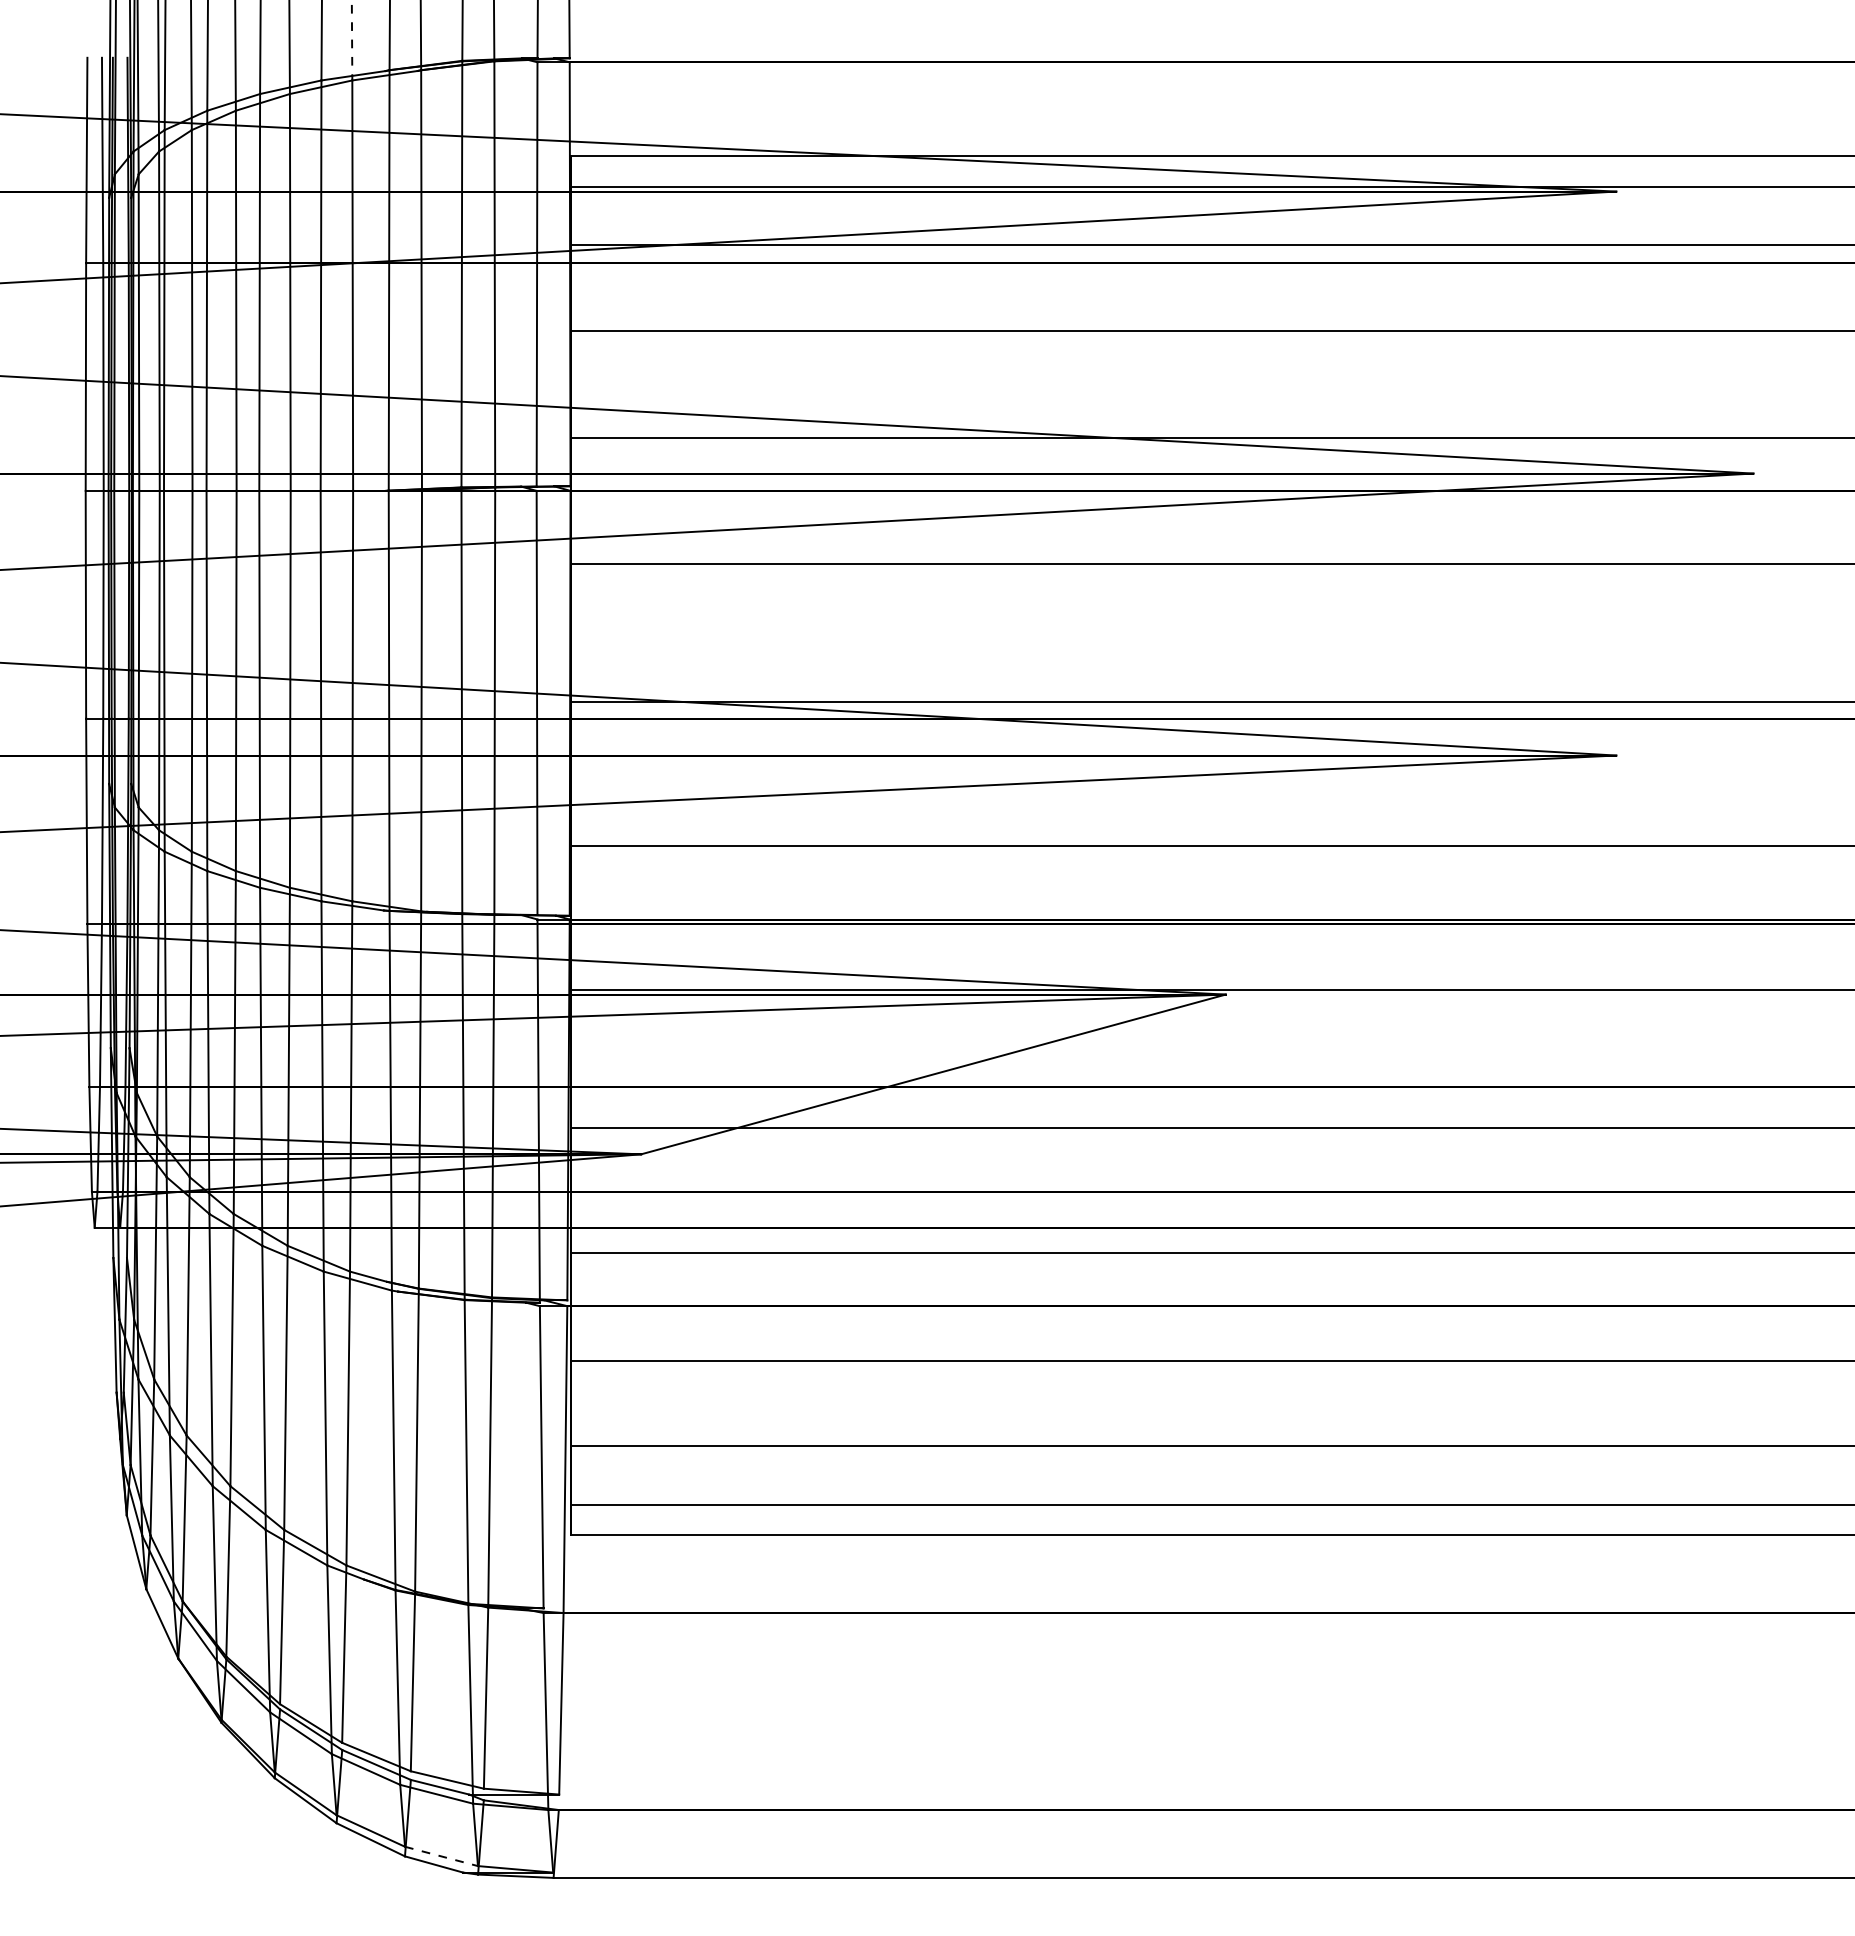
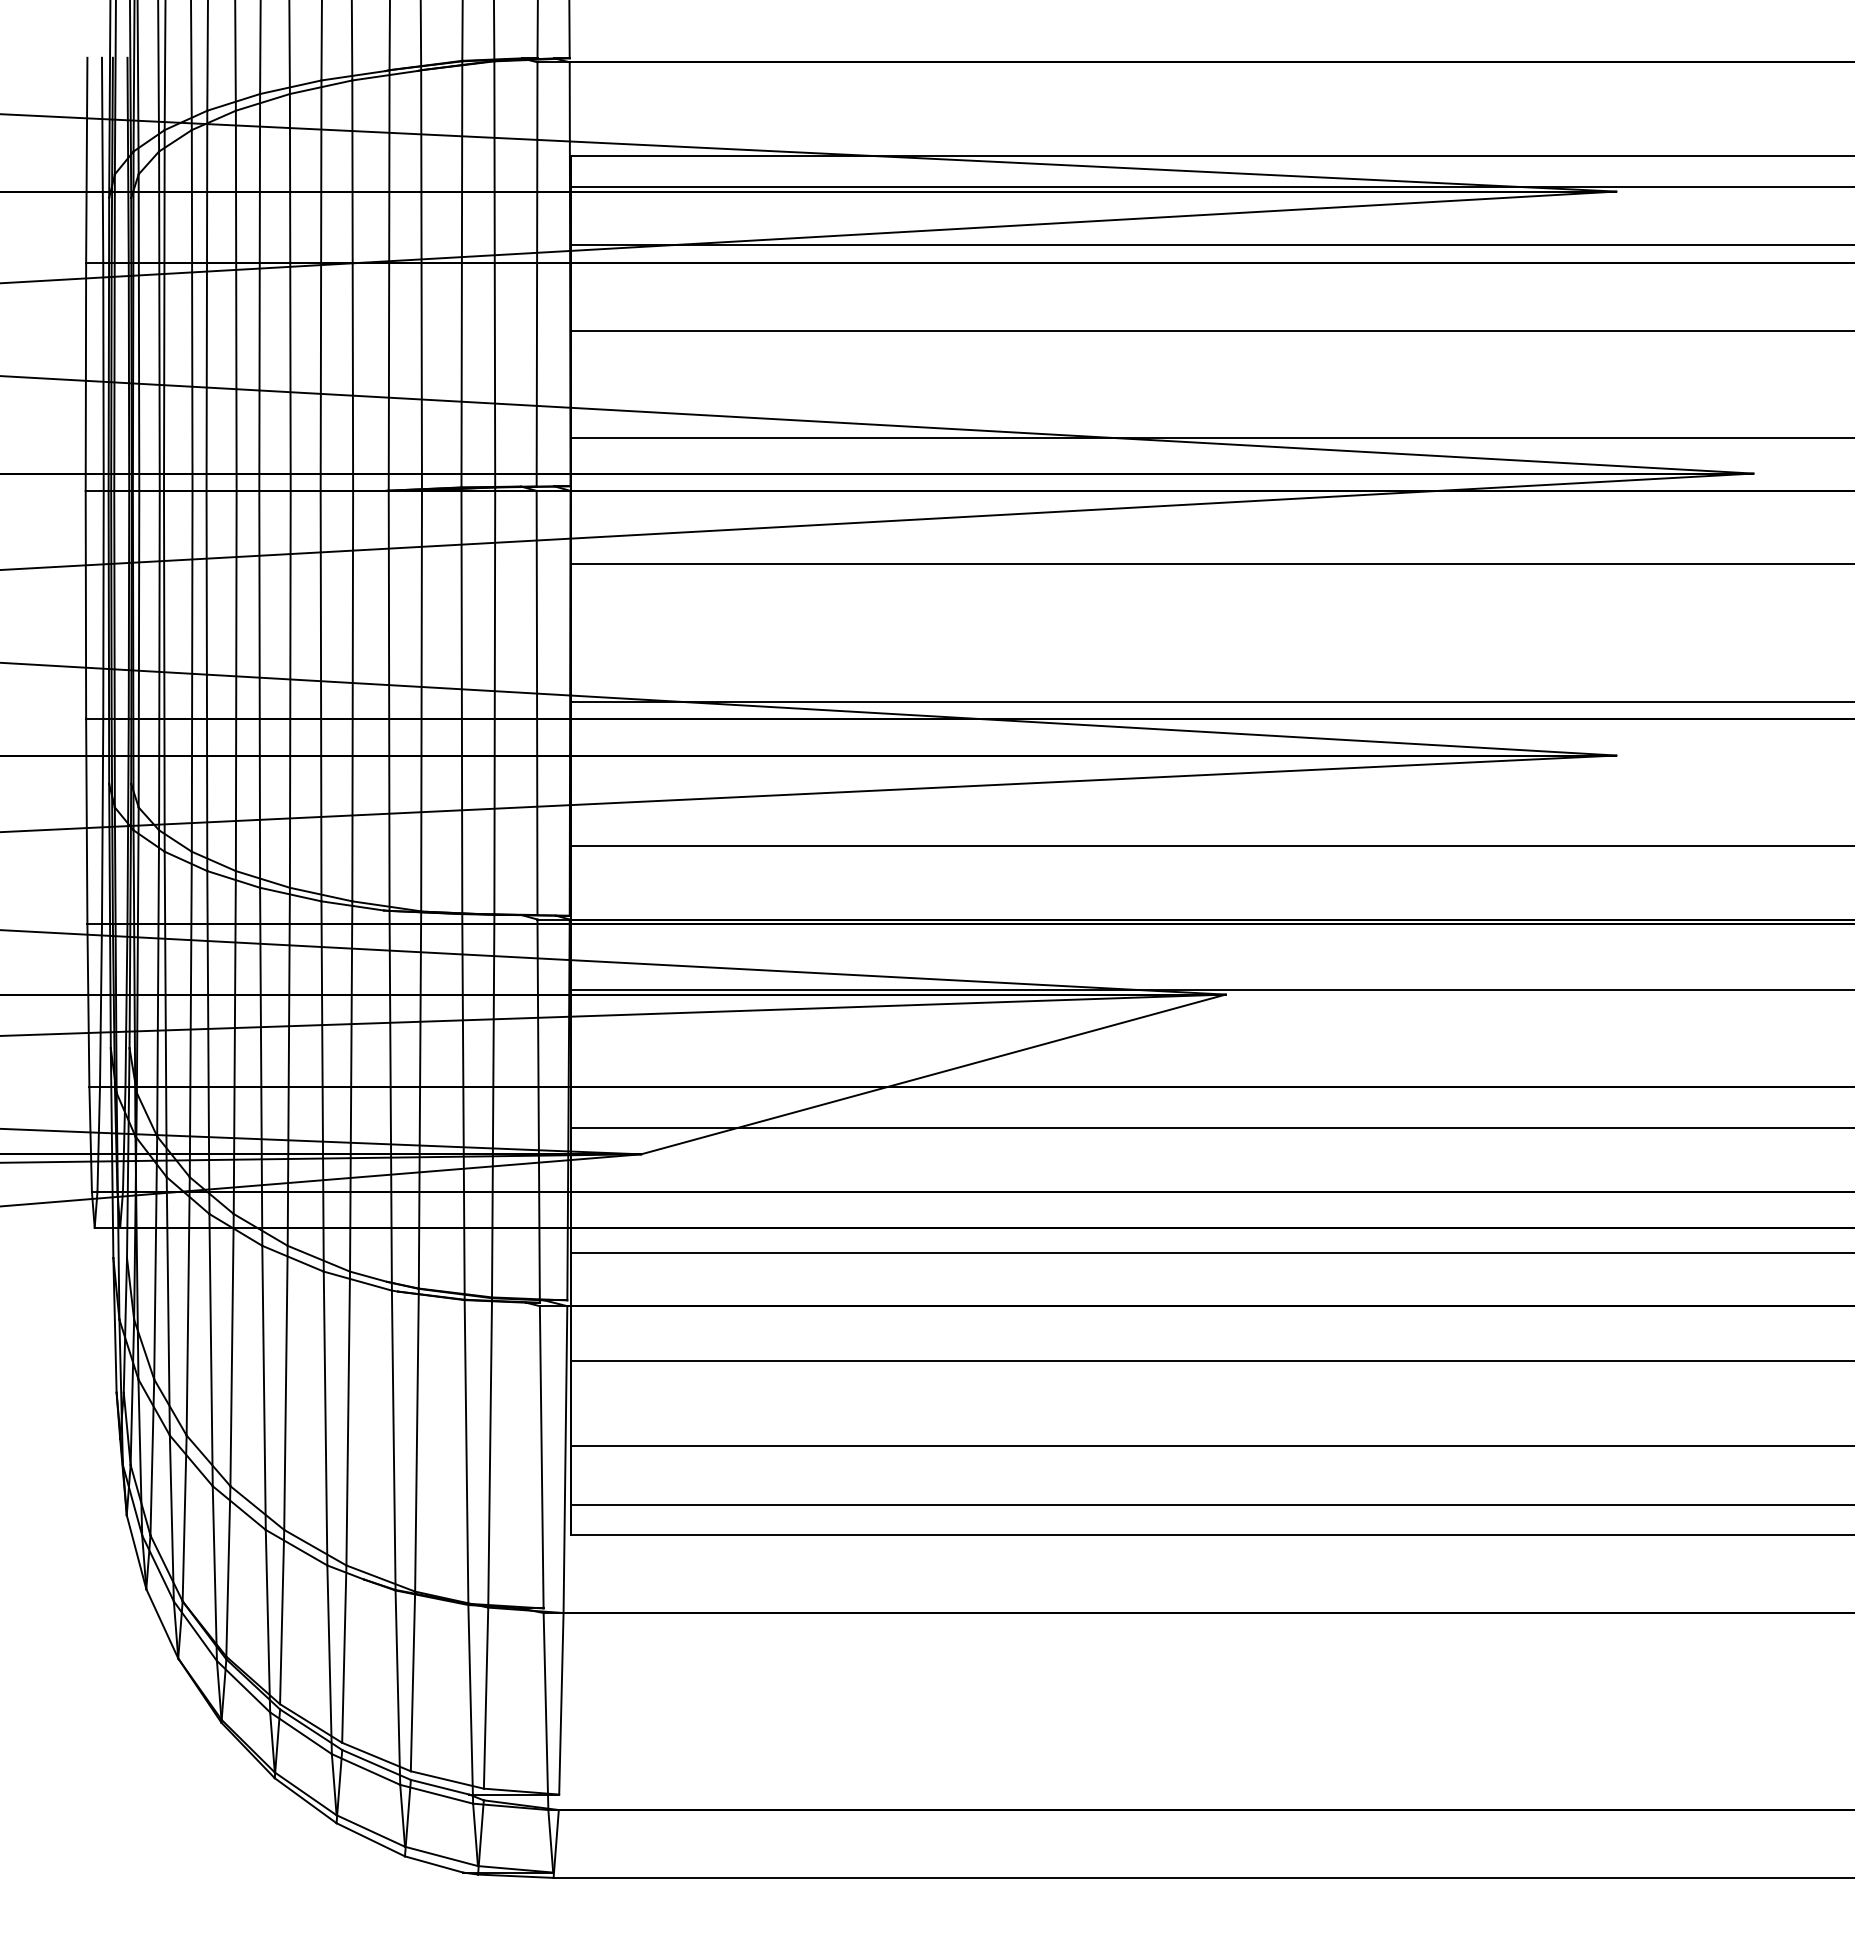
line: dashed -> solid (352, 40)
line: dashed -> solid (441, 1856)
